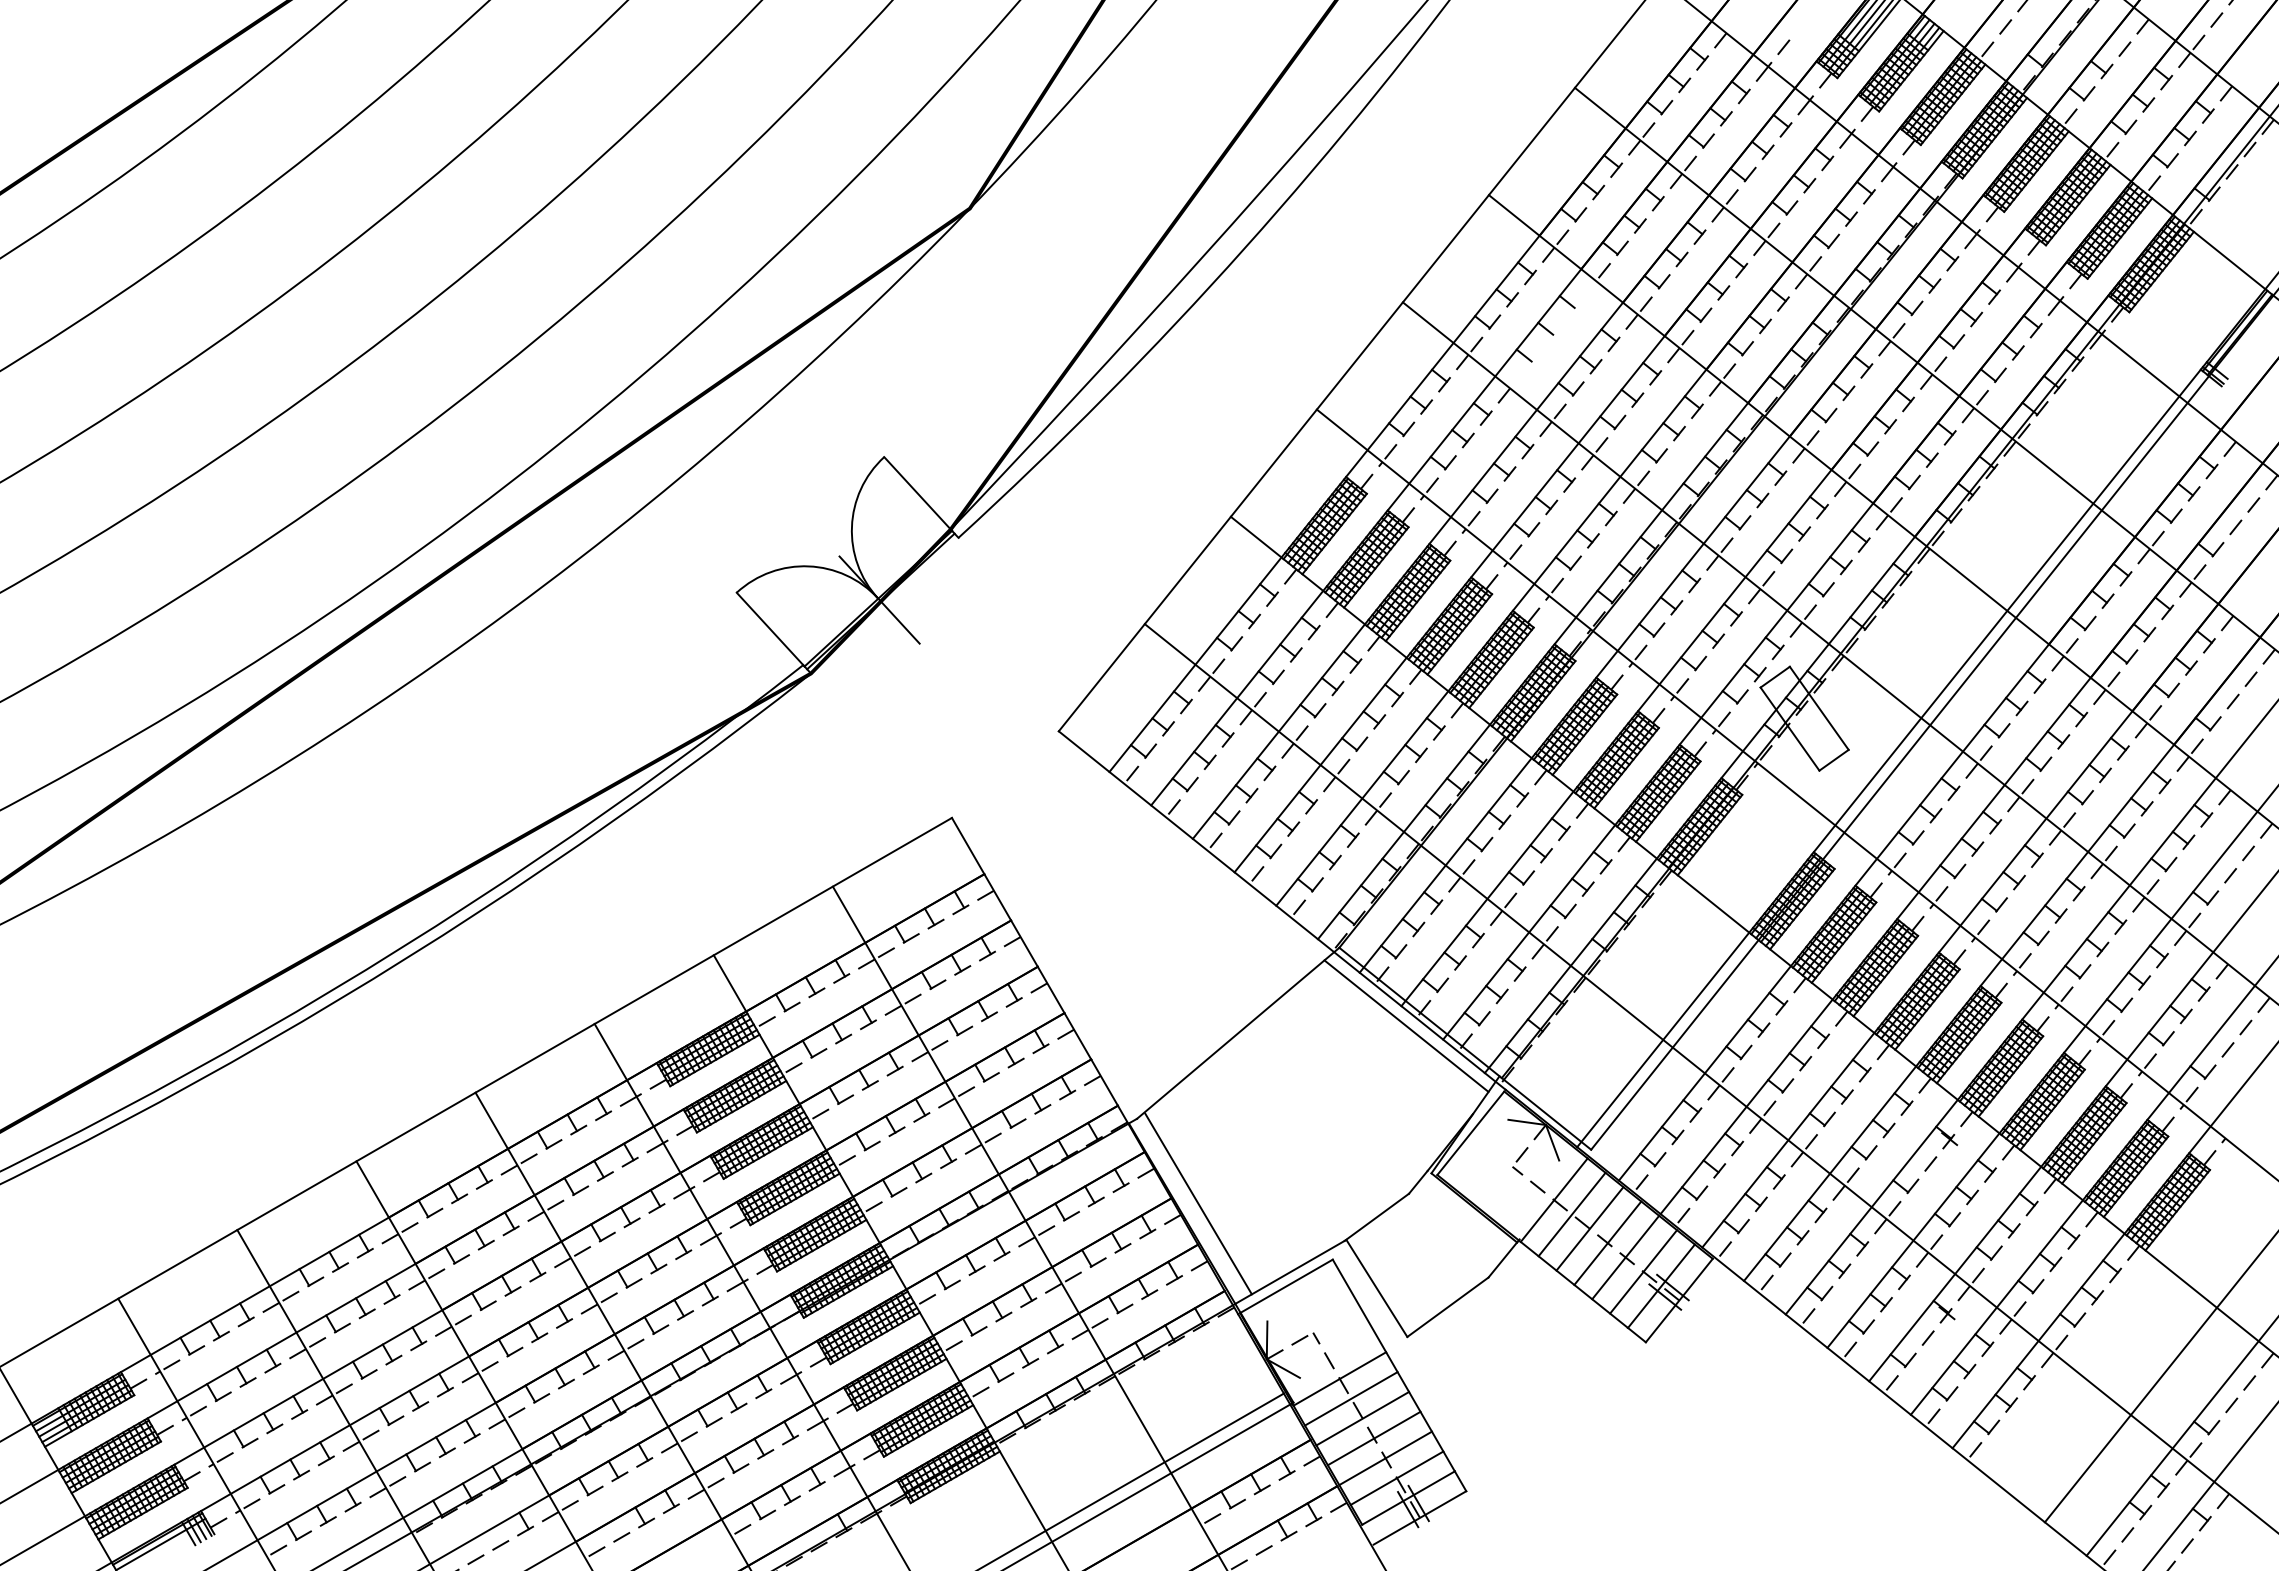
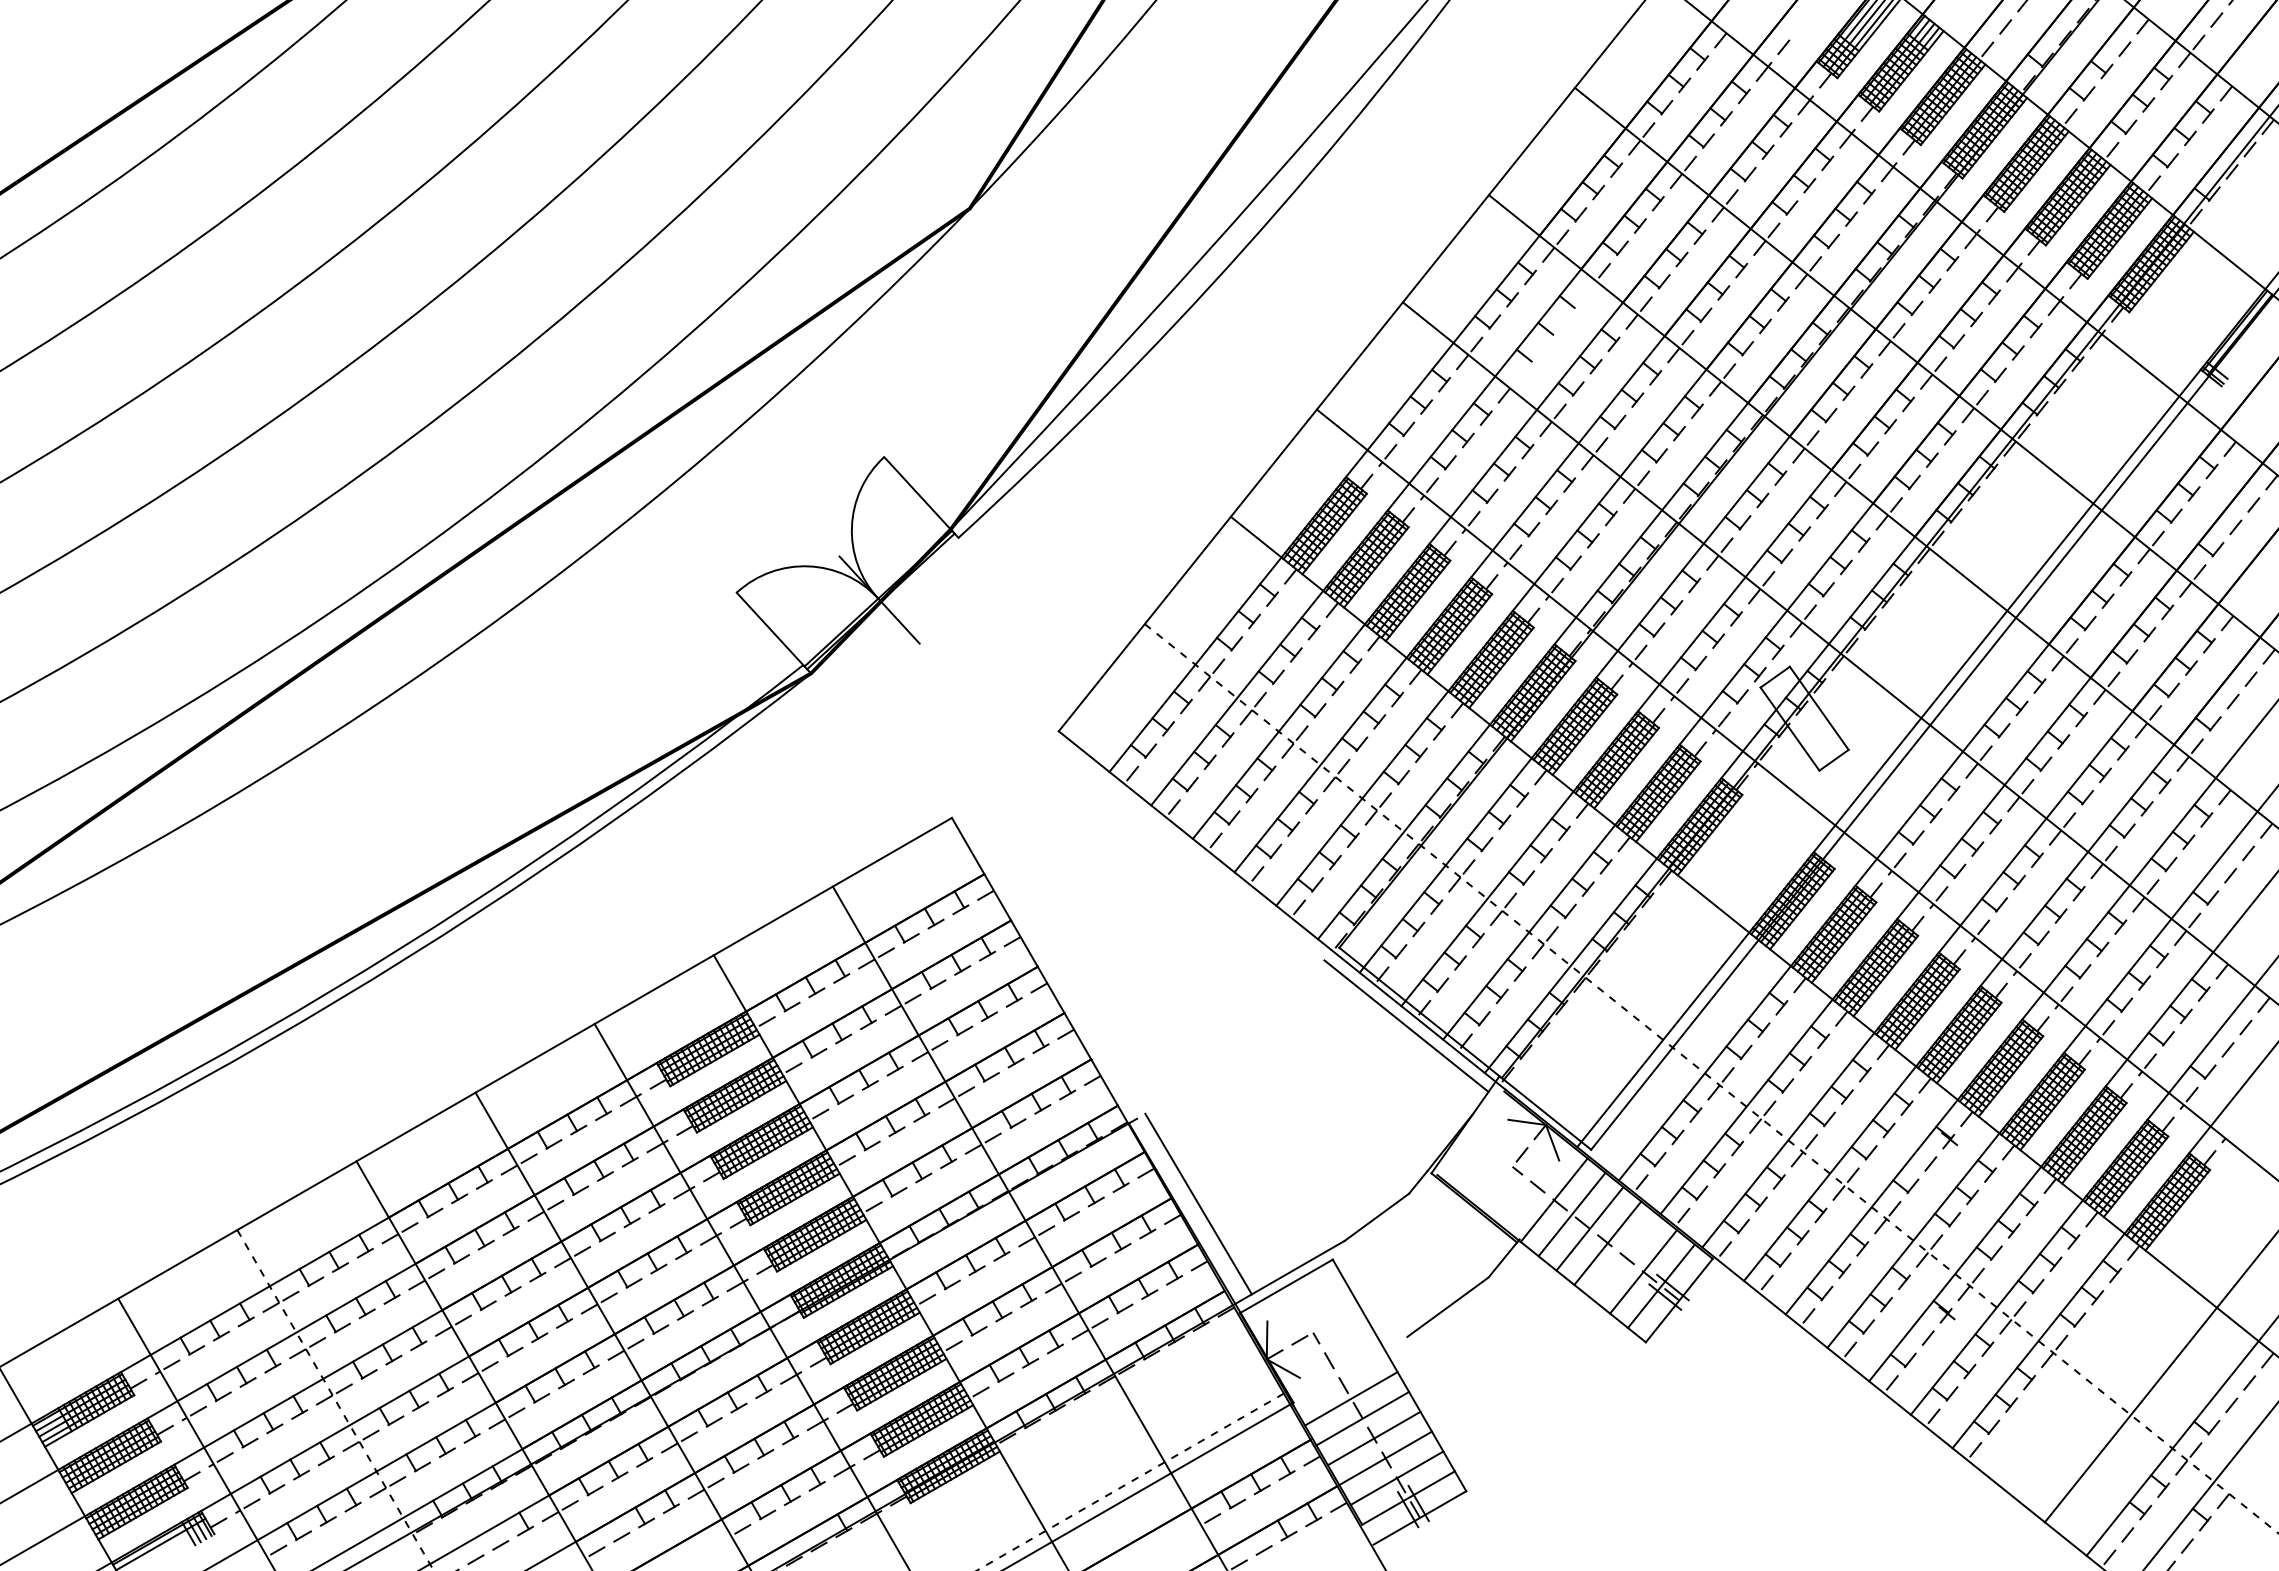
line: present -> none (1238, 1032)
line: solid -> dashed (1711, 1078)
line: present -> none (1470, 1133)
line: present -> none (1625, 1257)
line: present -> none (1376, 1287)
line: present -> none (1339, 1378)
line: solid -> dashed (335, 1400)
line: solid -> dashed (1129, 1482)
